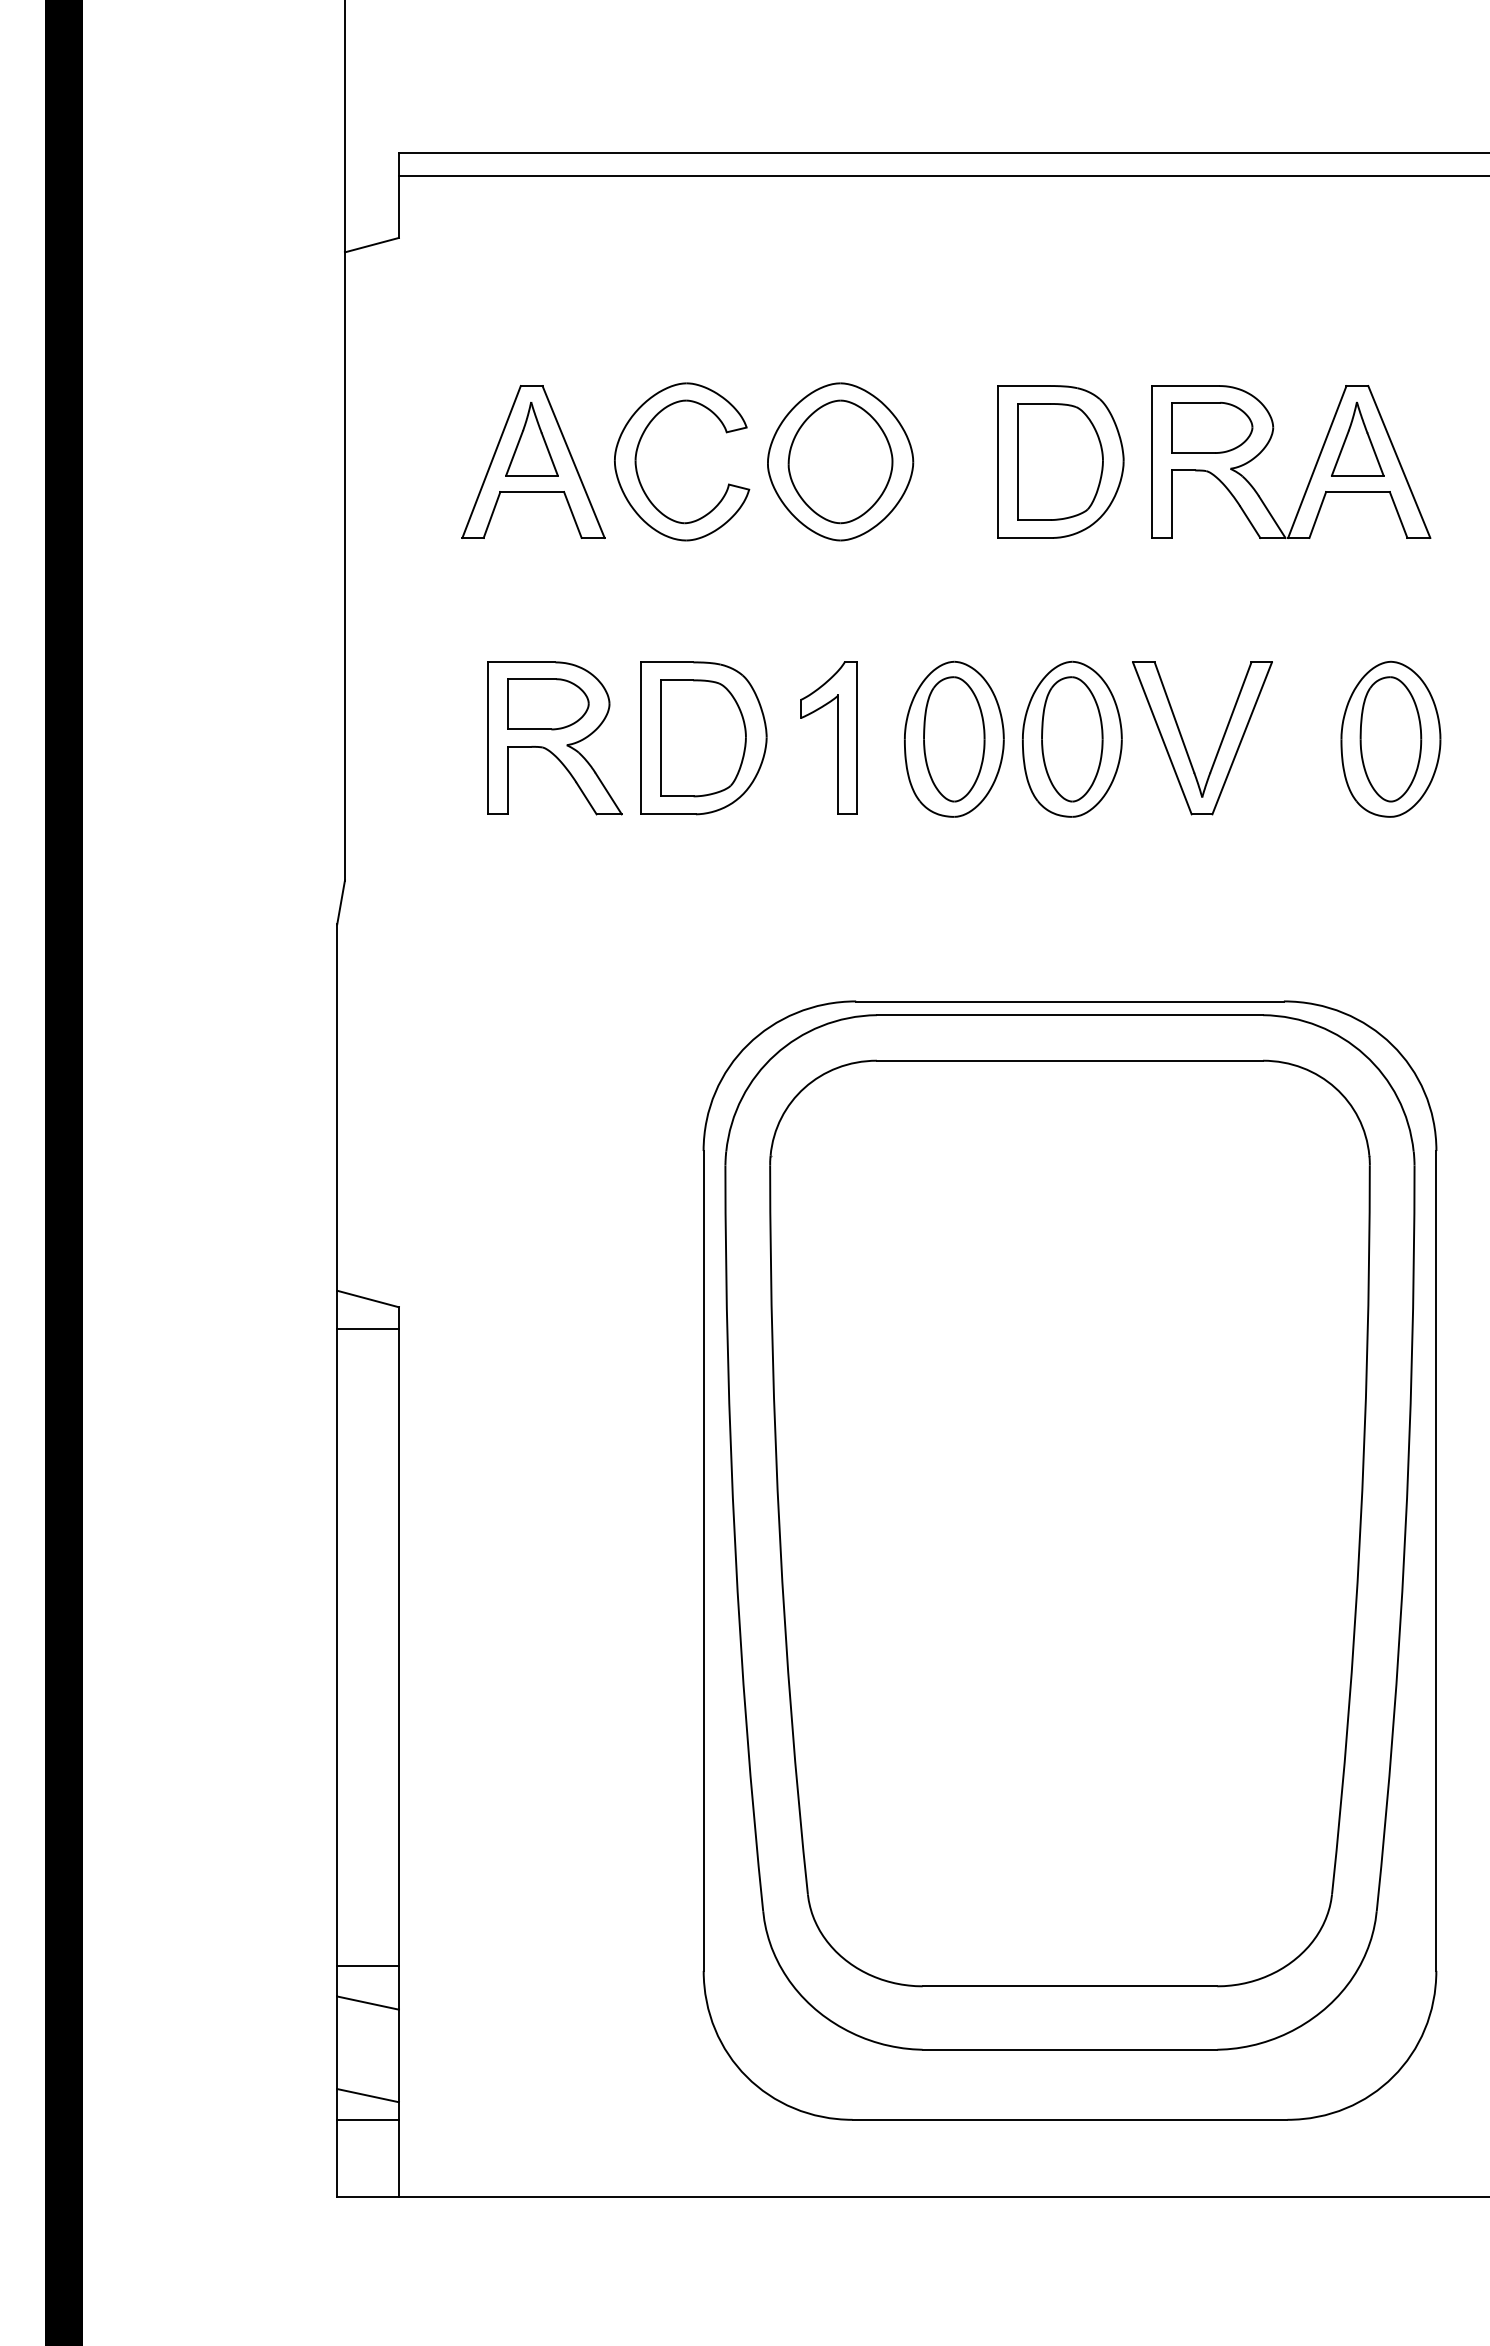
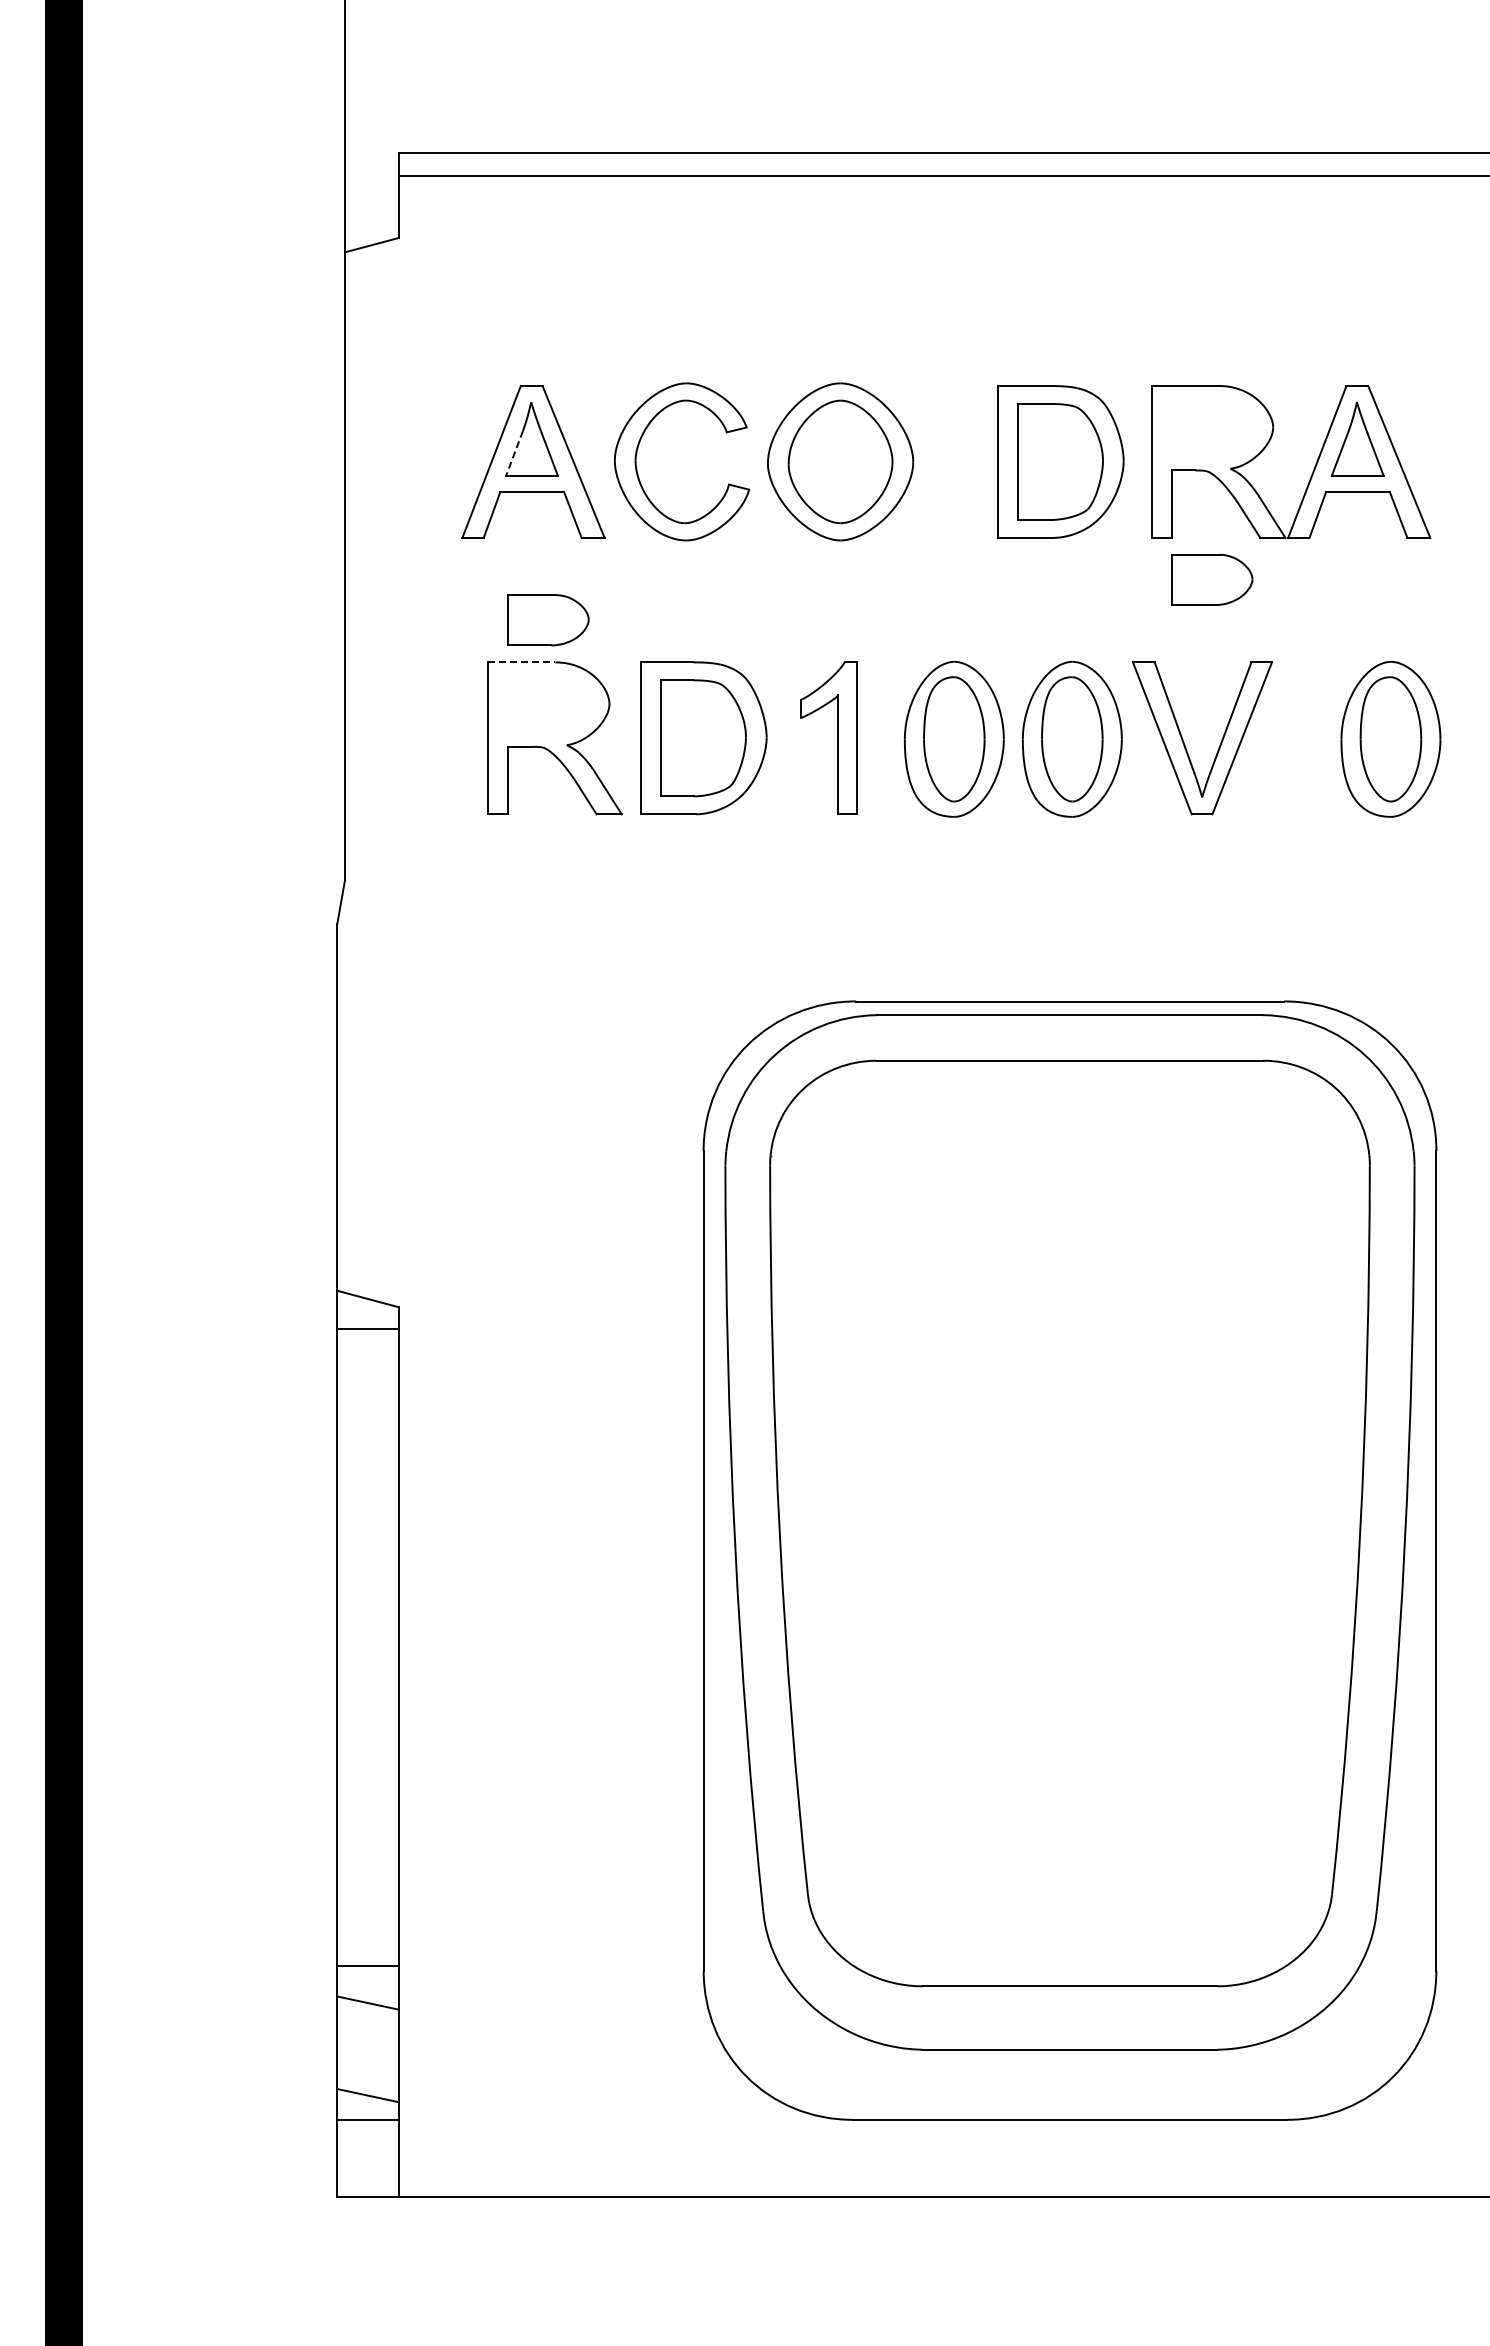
part position: (1212, 427) -> (1212, 579) (1212, 579)
line: solid -> dashed (514, 453)
line: solid -> dashed (521, 662)
part position: (548, 704) -> (548, 620) (548, 620)
